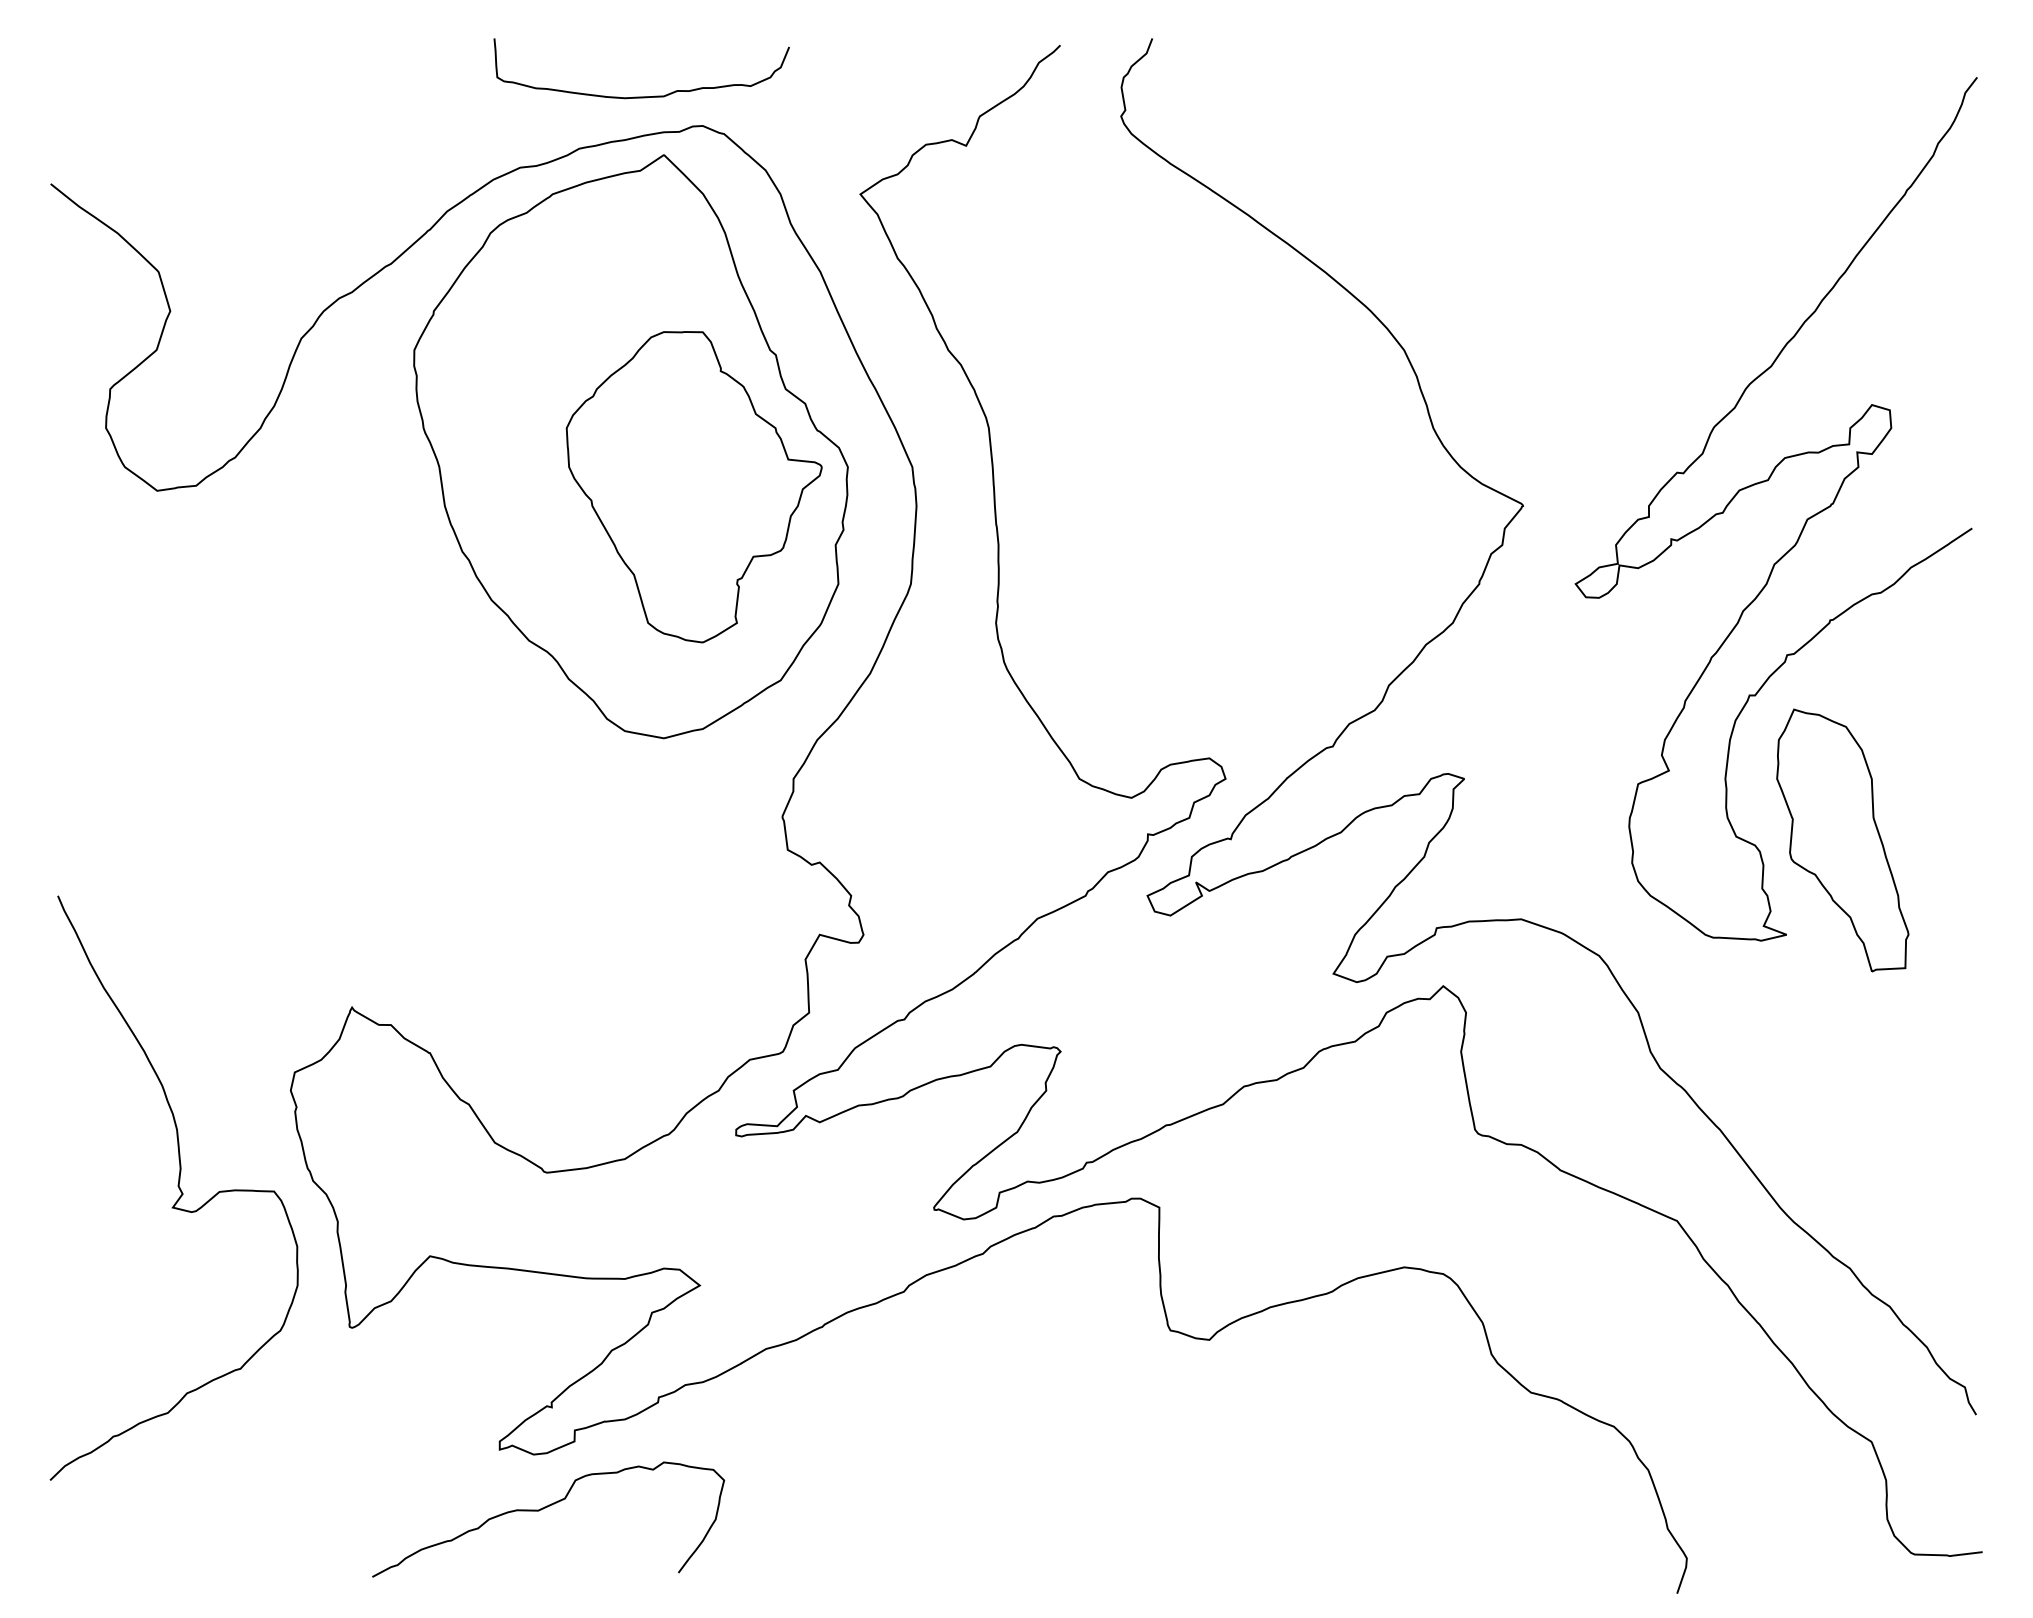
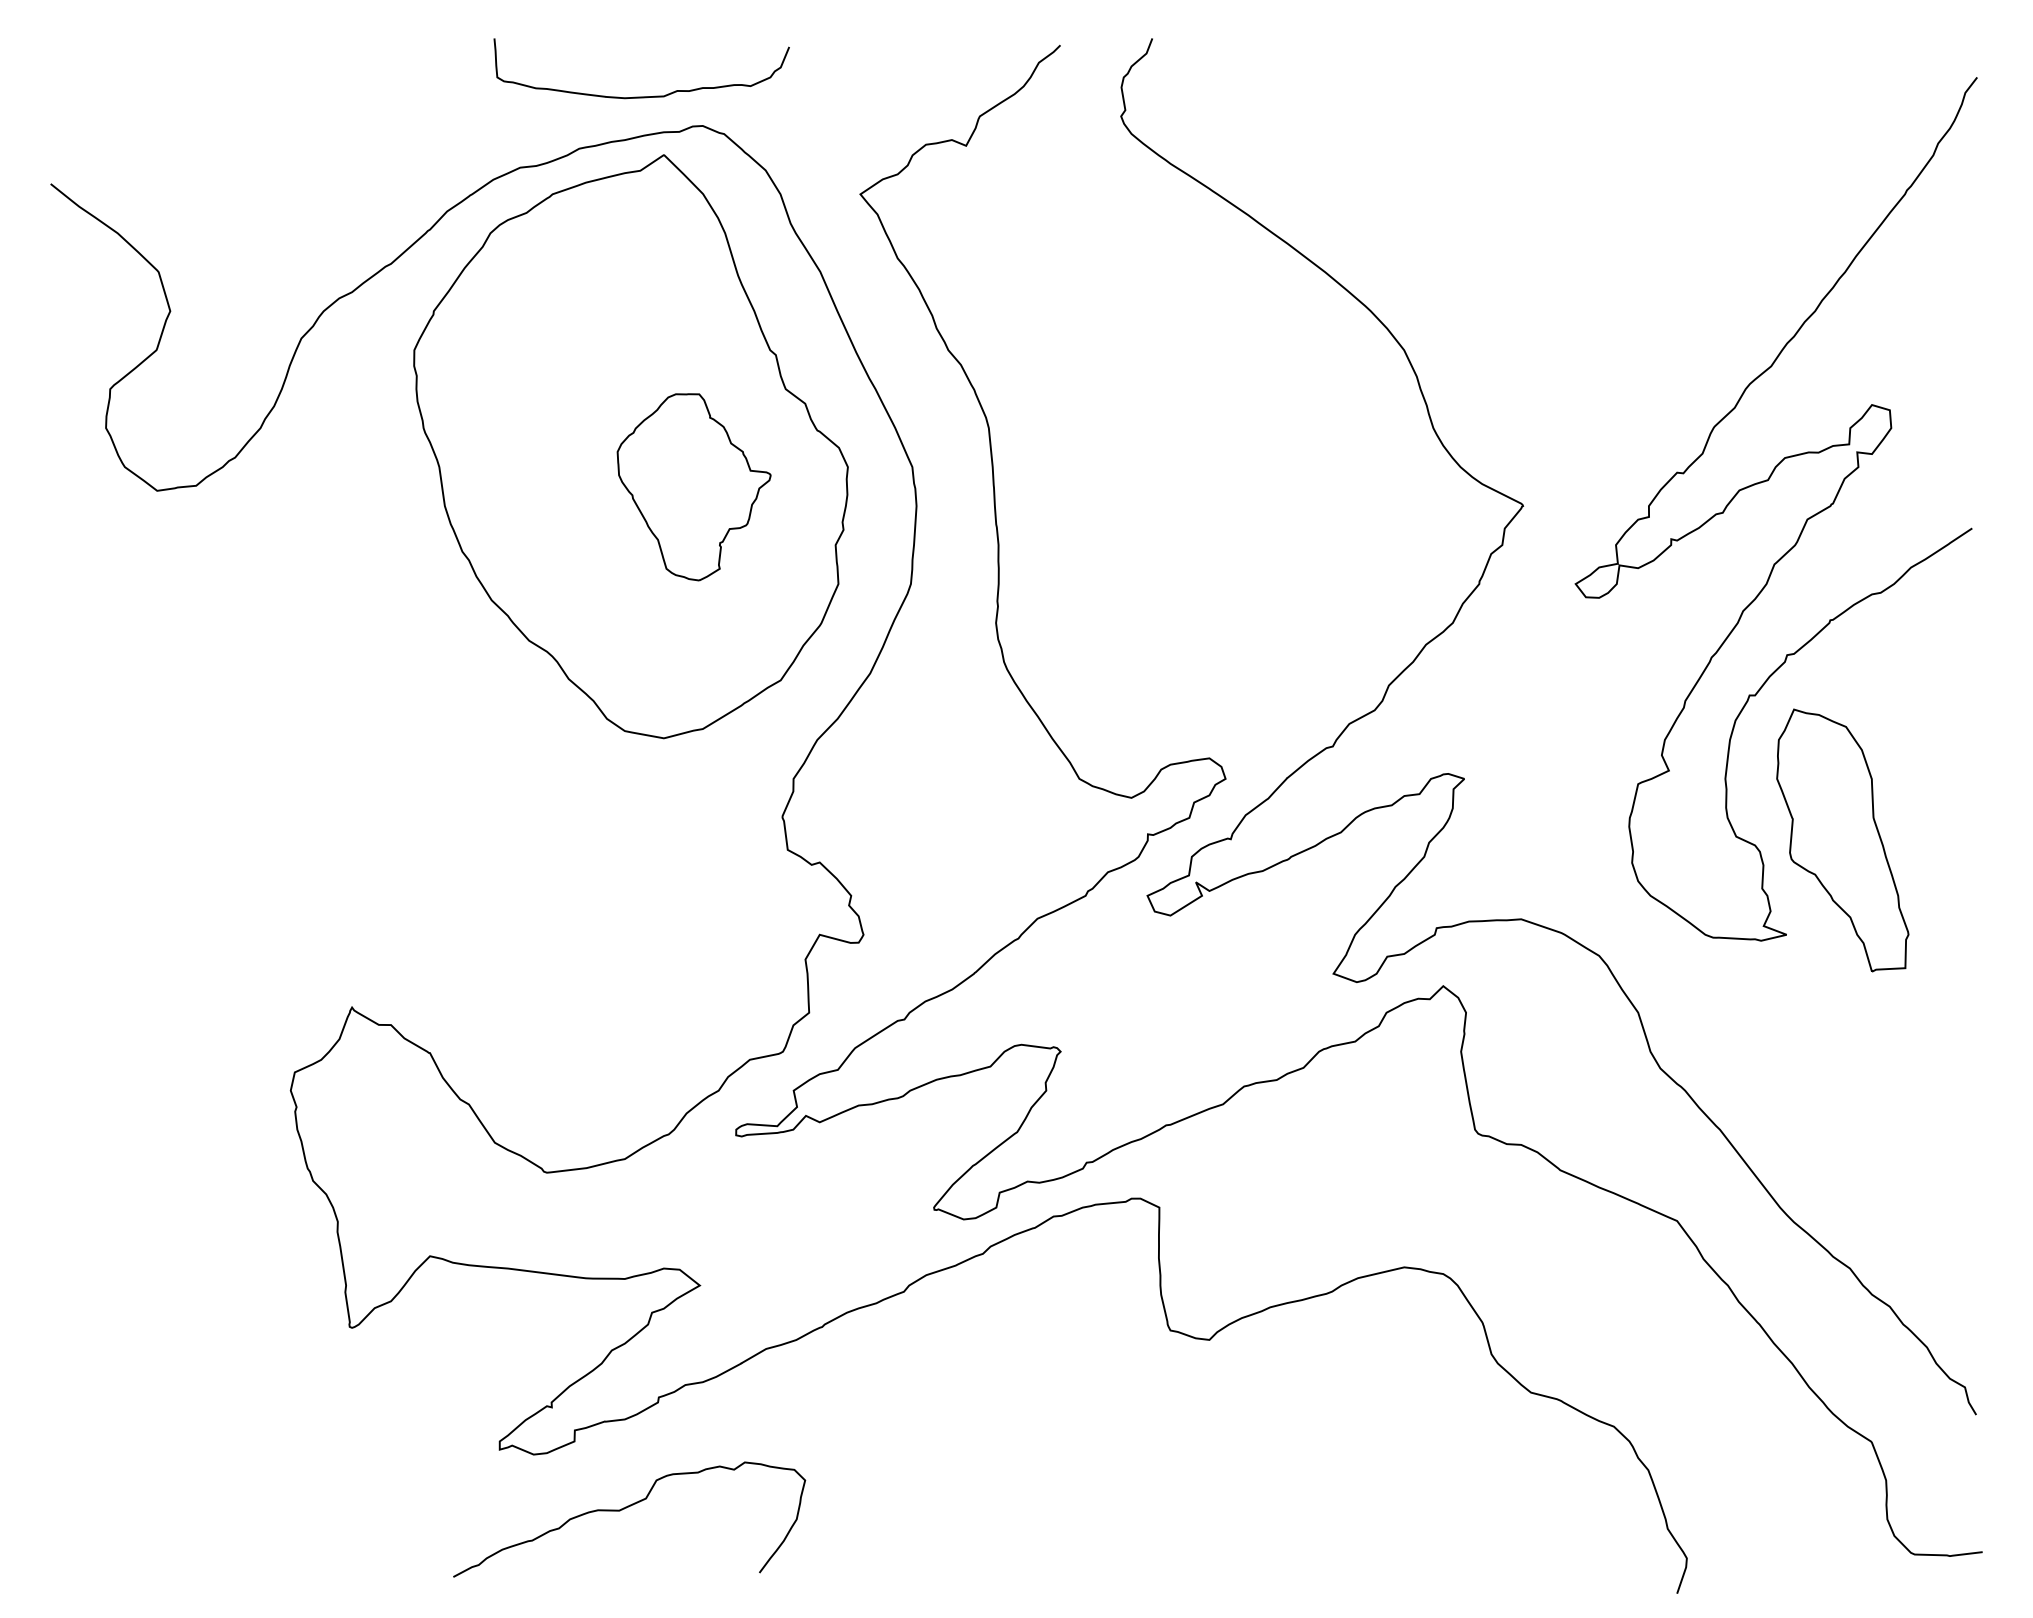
part size: 258x313 px -> 156x189 px (693, 487)
curve: present -> none (177, 1186)
curve position: (543, 1509) -> (624, 1509) (624, 1509)
